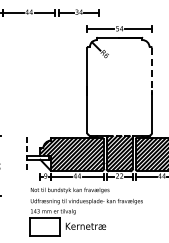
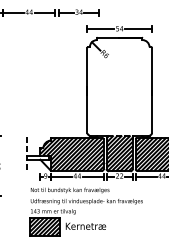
line: dashed -> solid (151, 71)
hatch: none -> present (44, 226)
